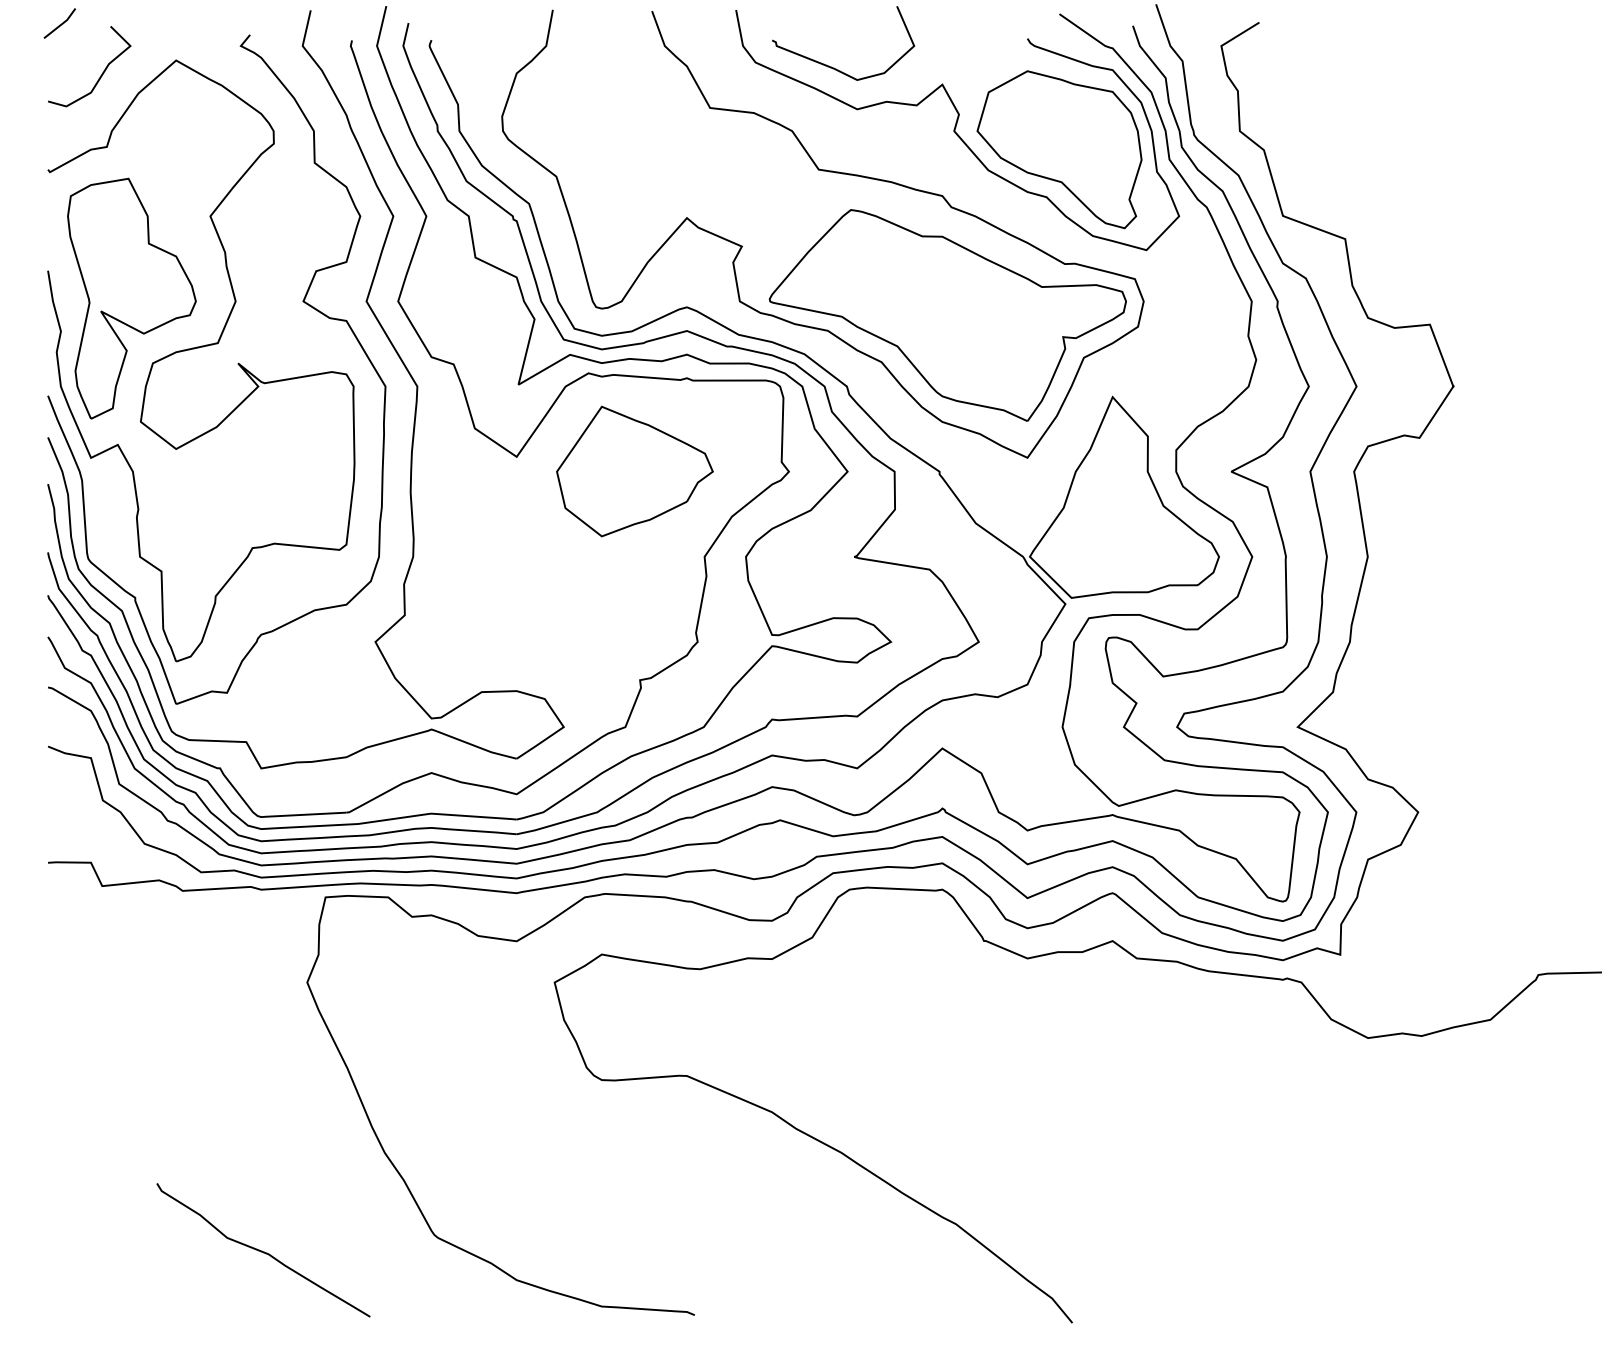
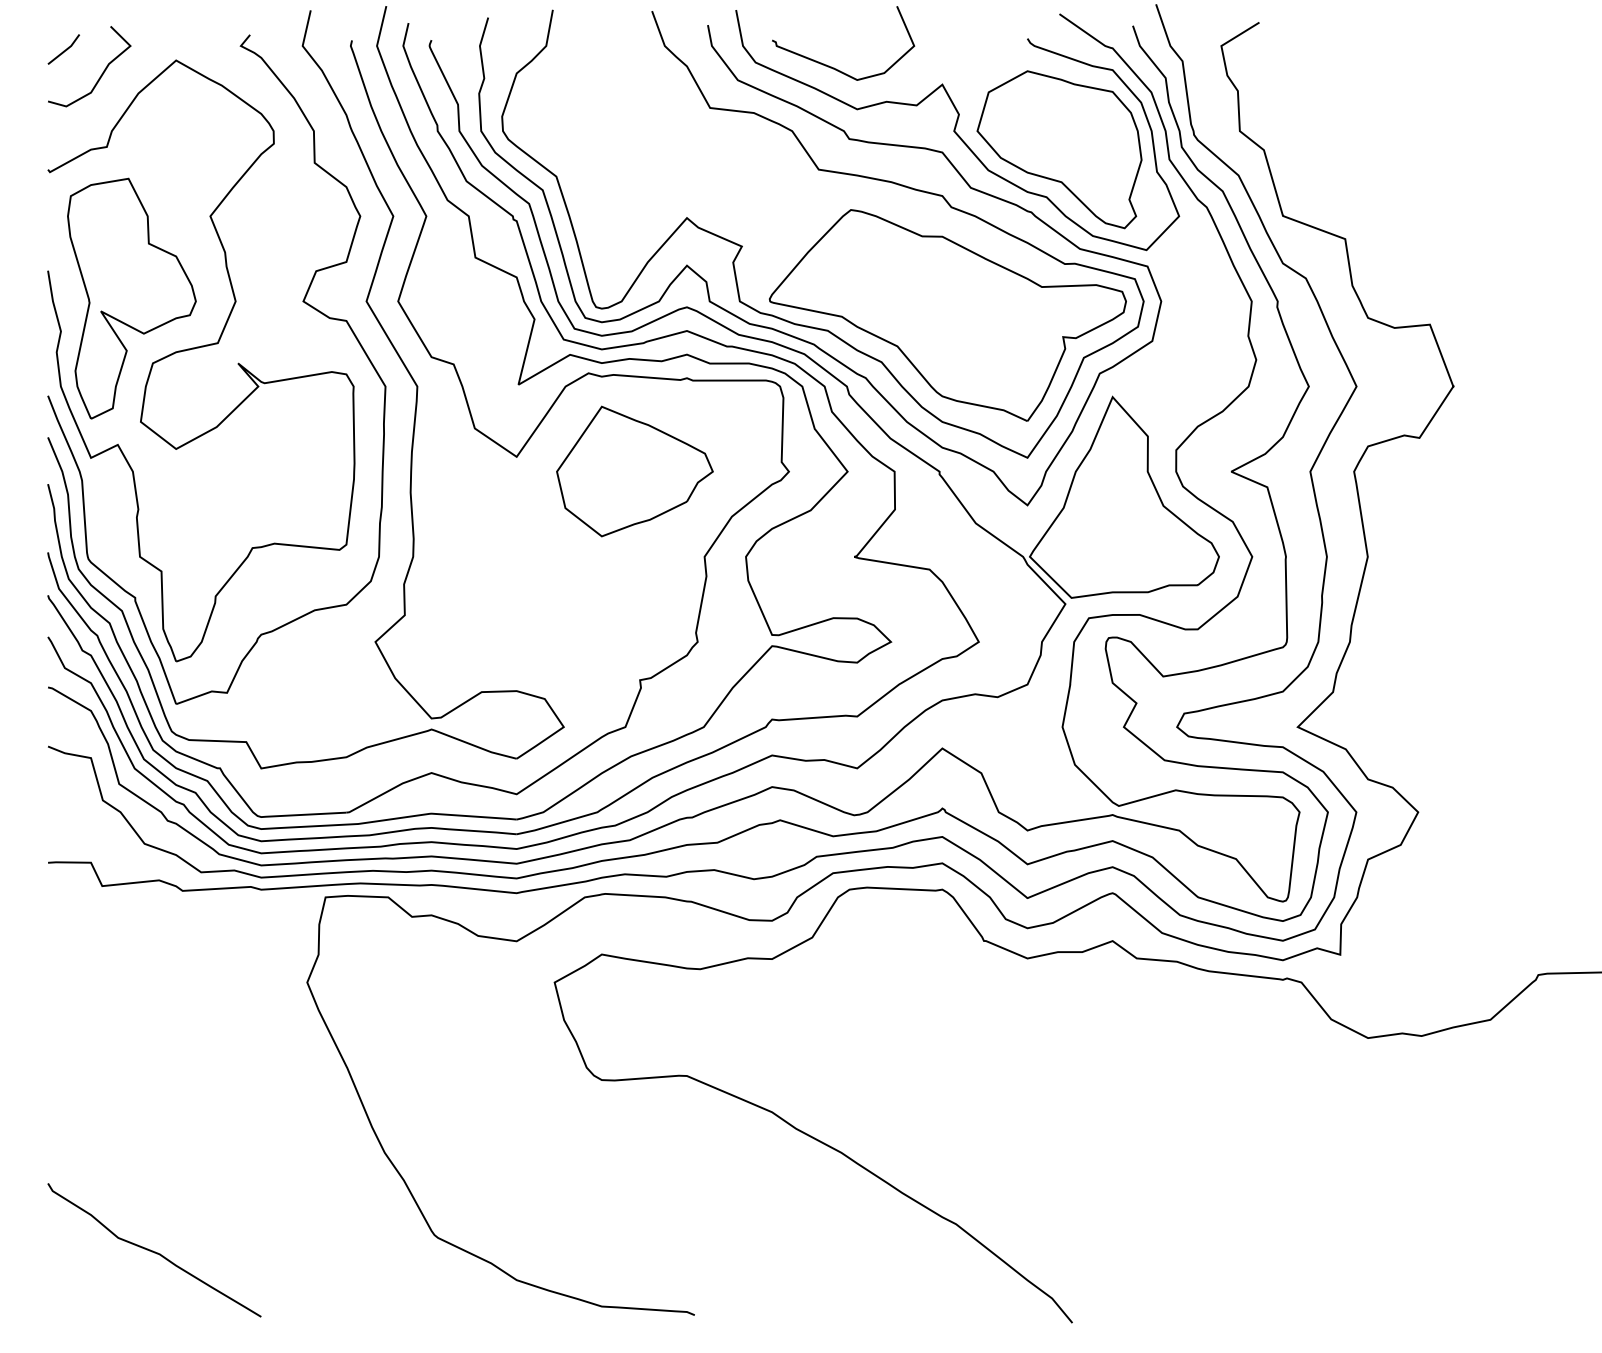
line position: (59, 24) -> (63, 50) (63, 50)
curve: none -> present (793, 335)
curve position: (262, 1250) -> (153, 1250) (153, 1250)
